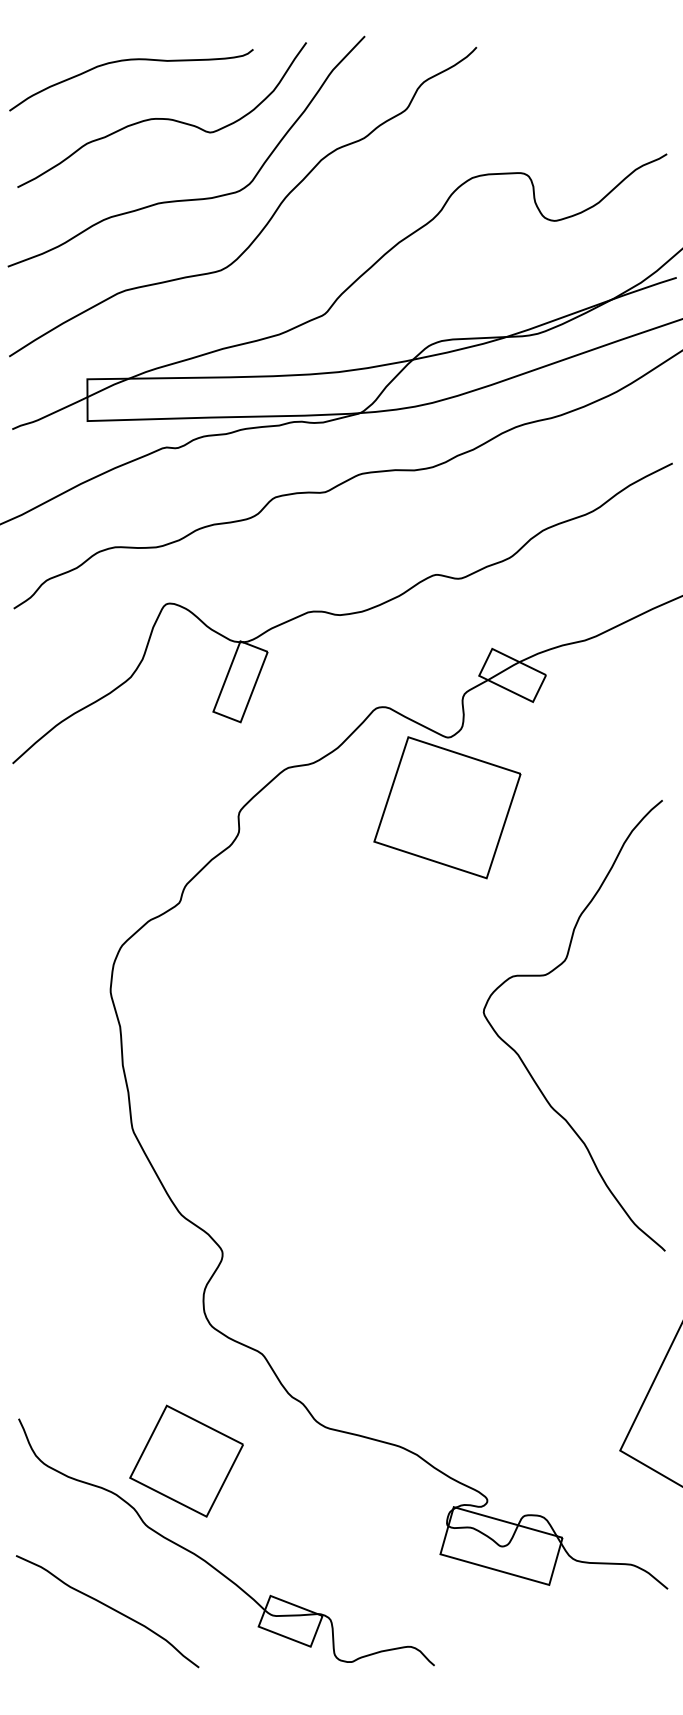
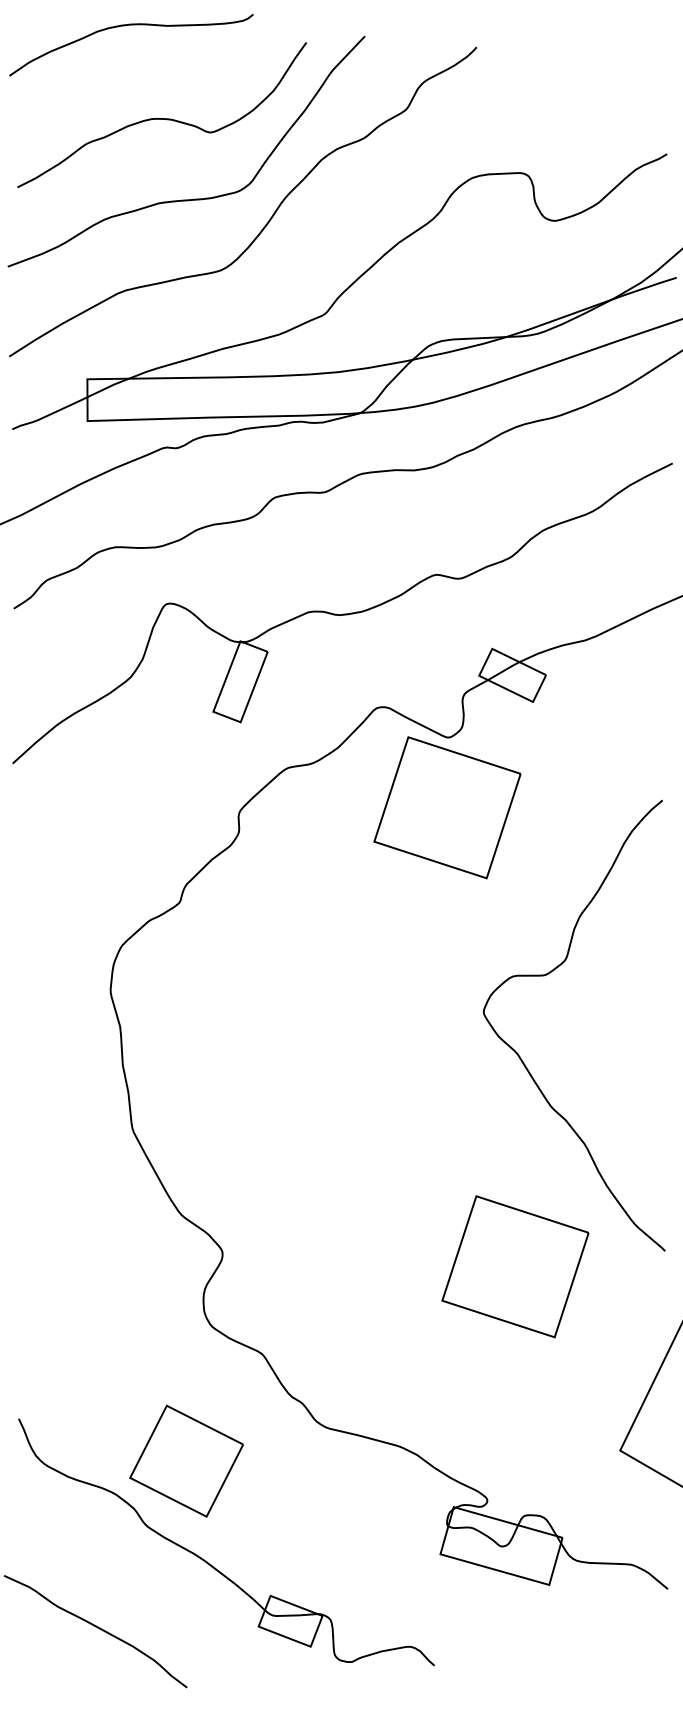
curve position: (125, 61) -> (125, 26) (125, 26)
part: none -> present (515, 1266)
curve position: (109, 1608) -> (97, 1628) (97, 1628)
